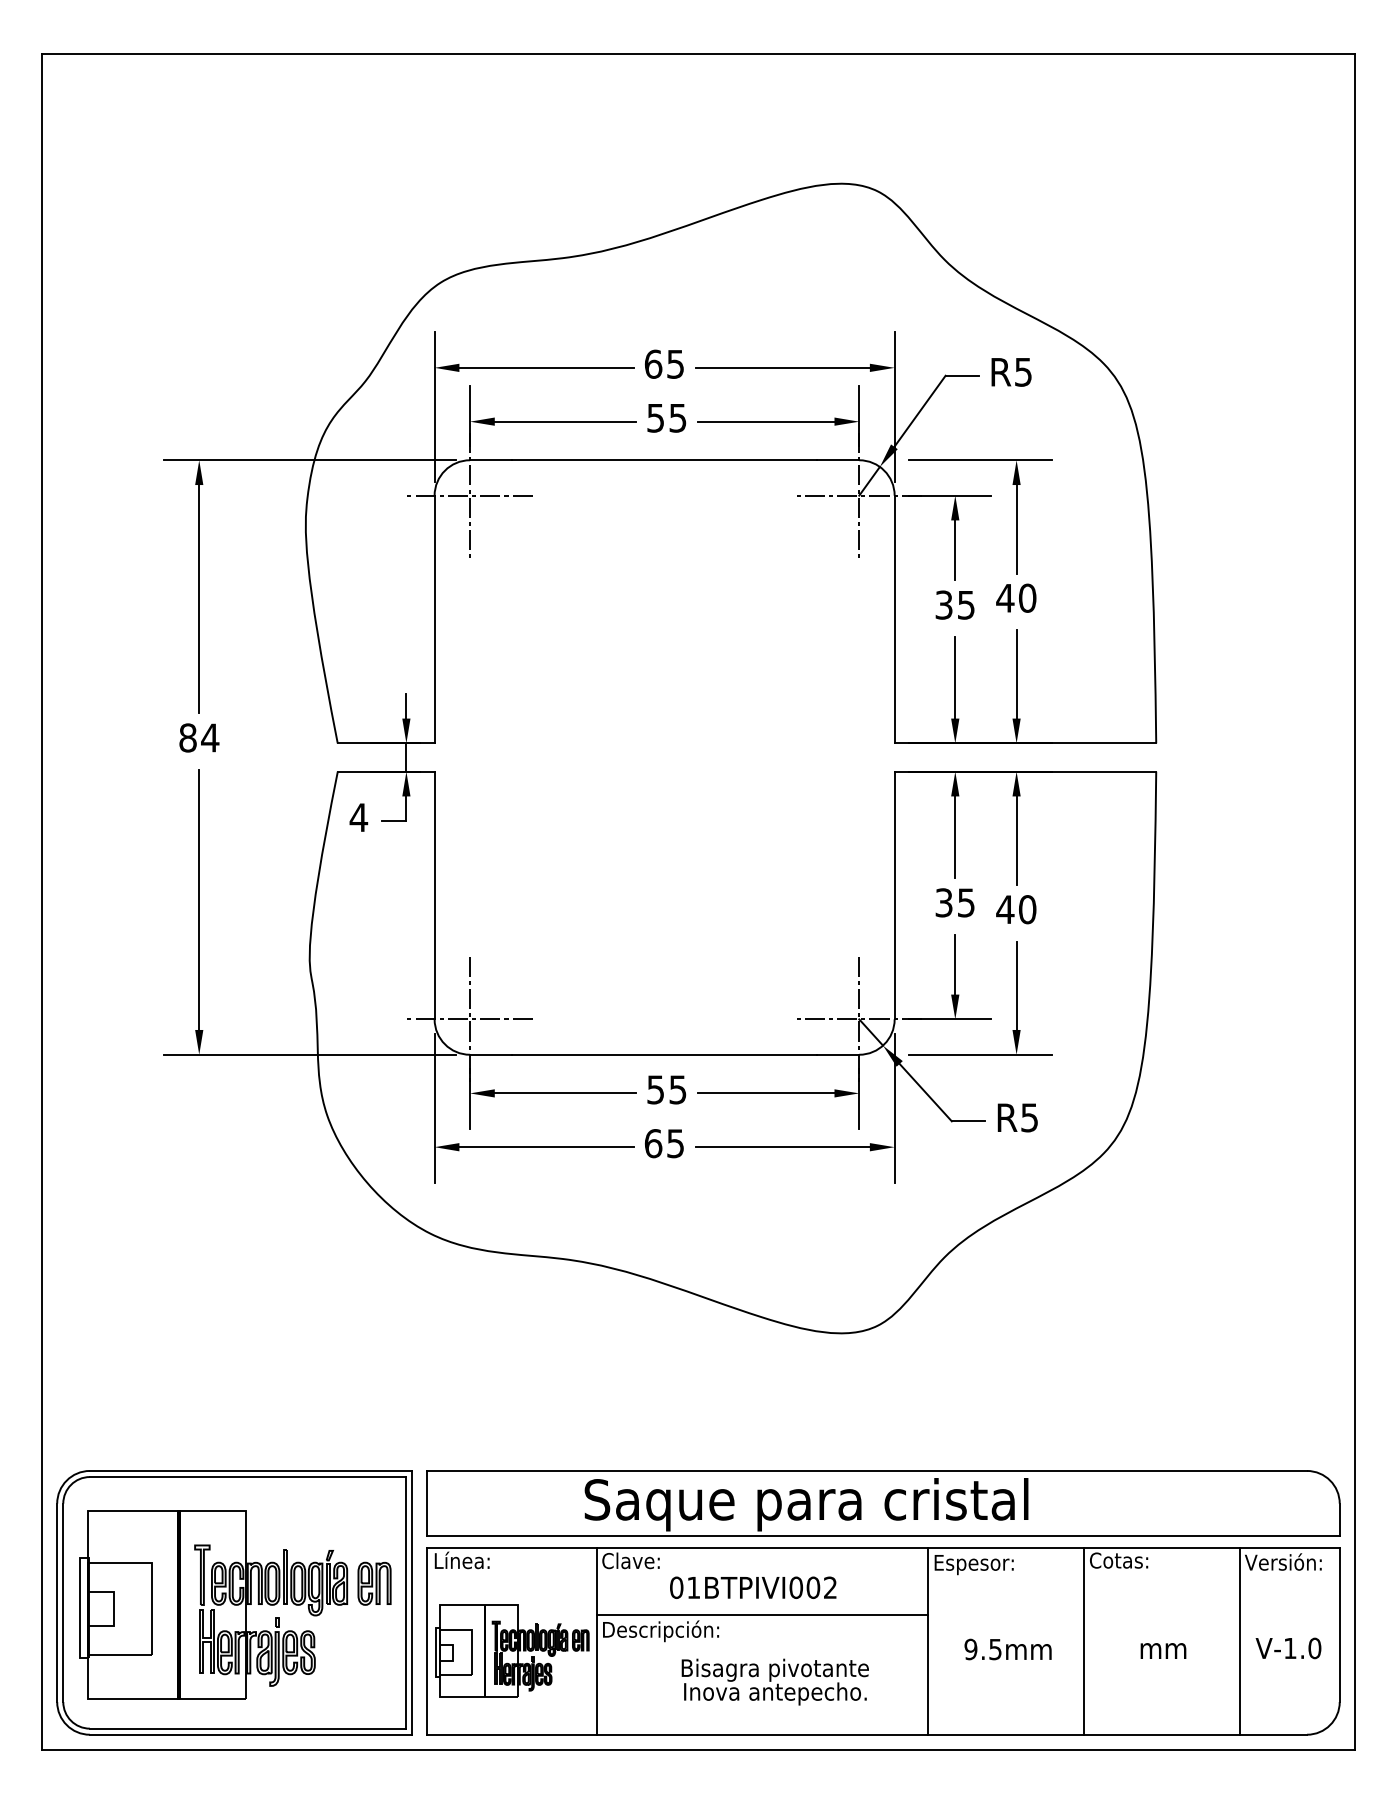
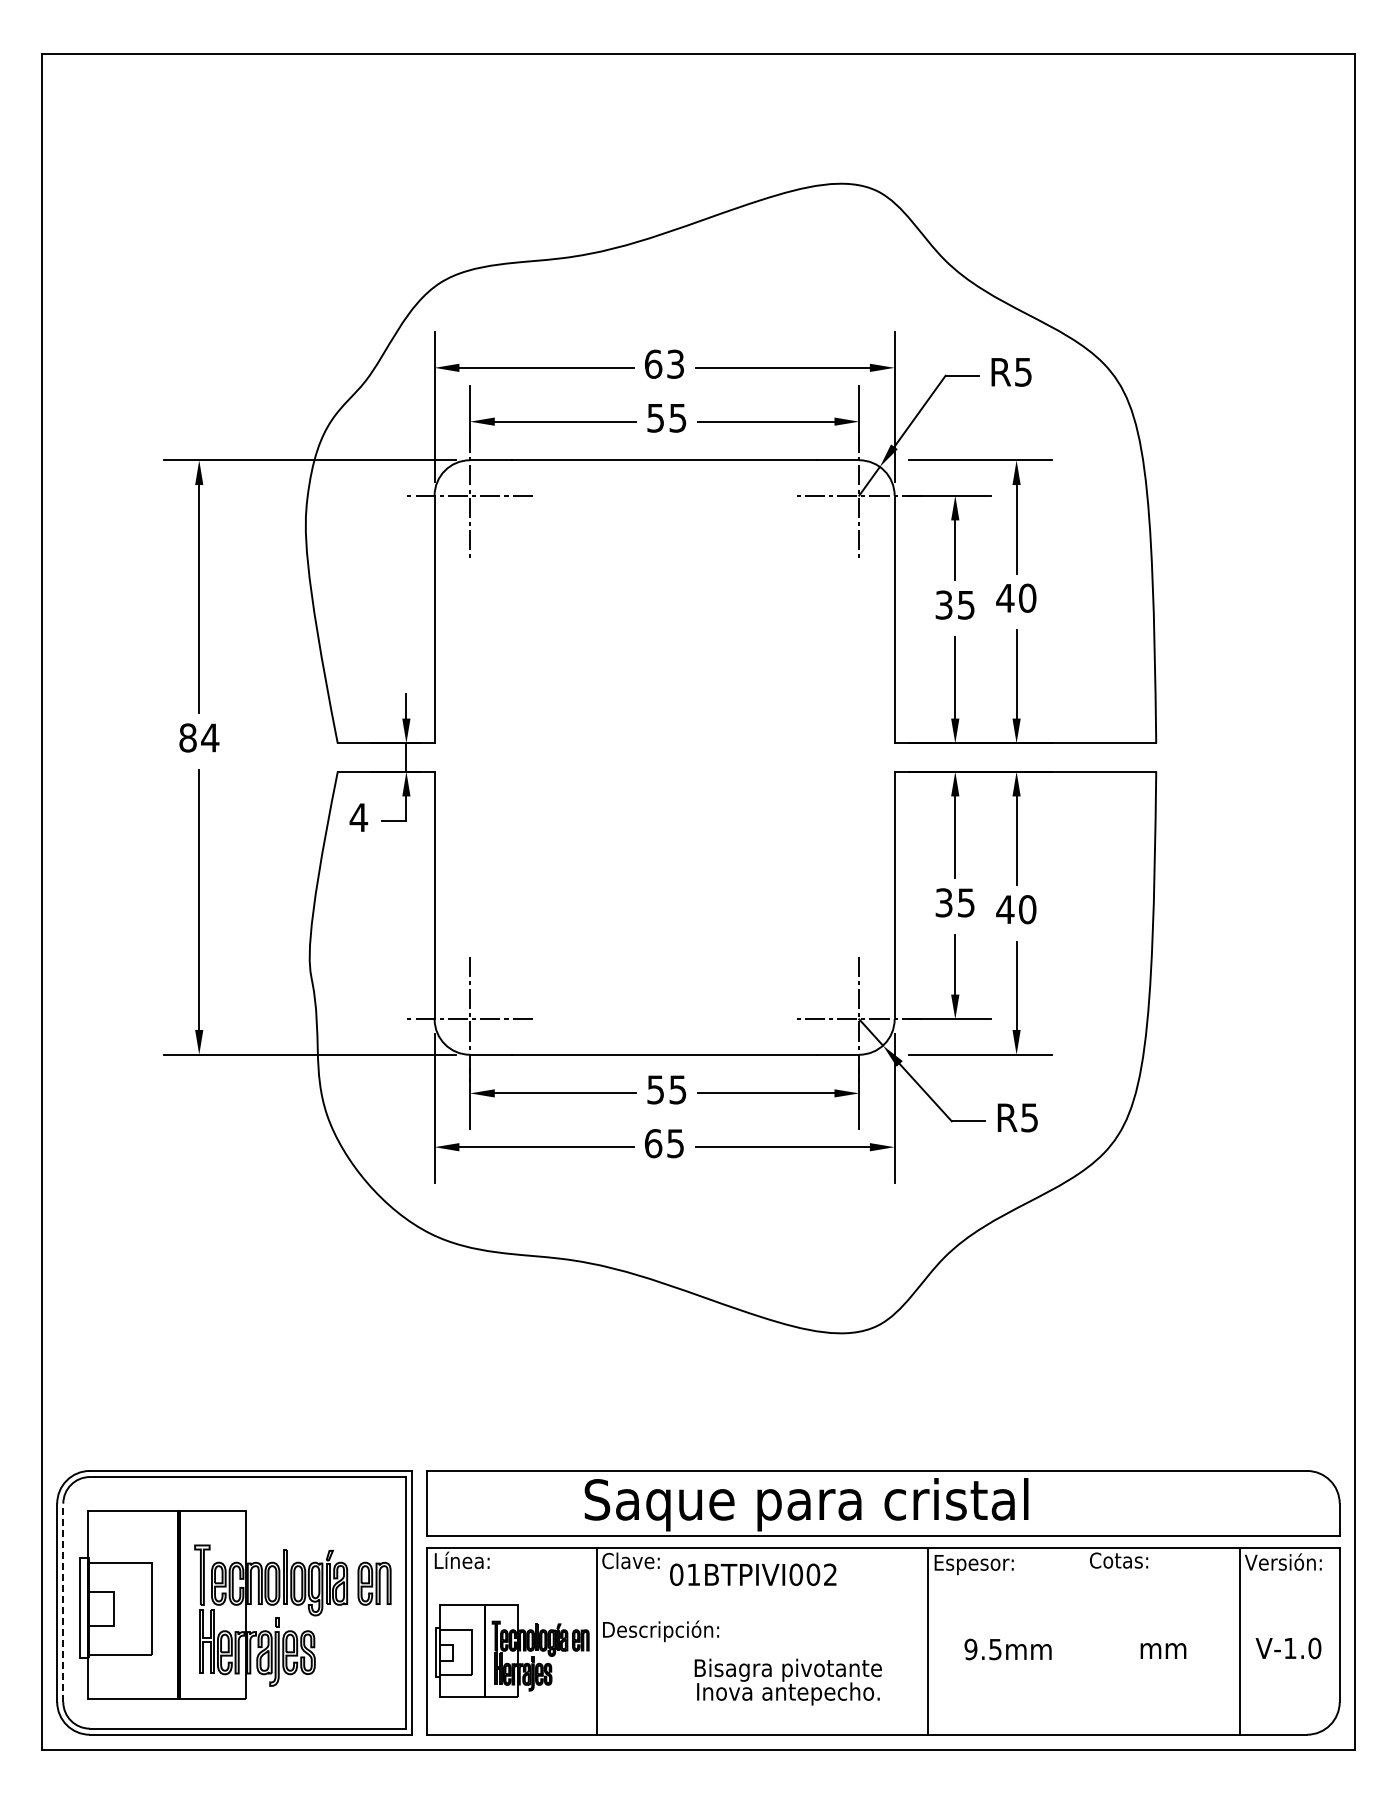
text: 65 -> 63 (675, 363)
text position: (753, 1587) -> (753, 1574) (753, 1574)
line: solid -> dashed (63, 1602)
line: present -> none (762, 1614)
line: present -> none (1084, 1641)
text position: (774, 1681) -> (787, 1681) (787, 1681)
